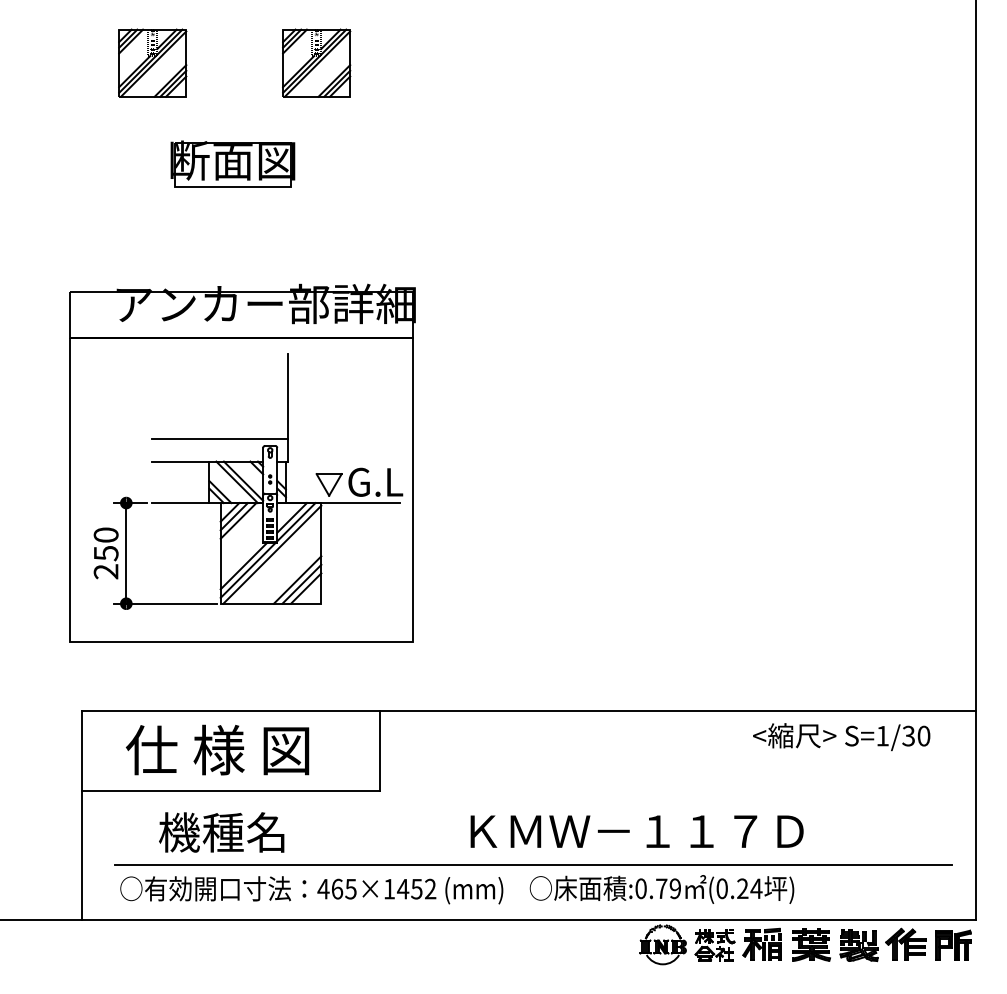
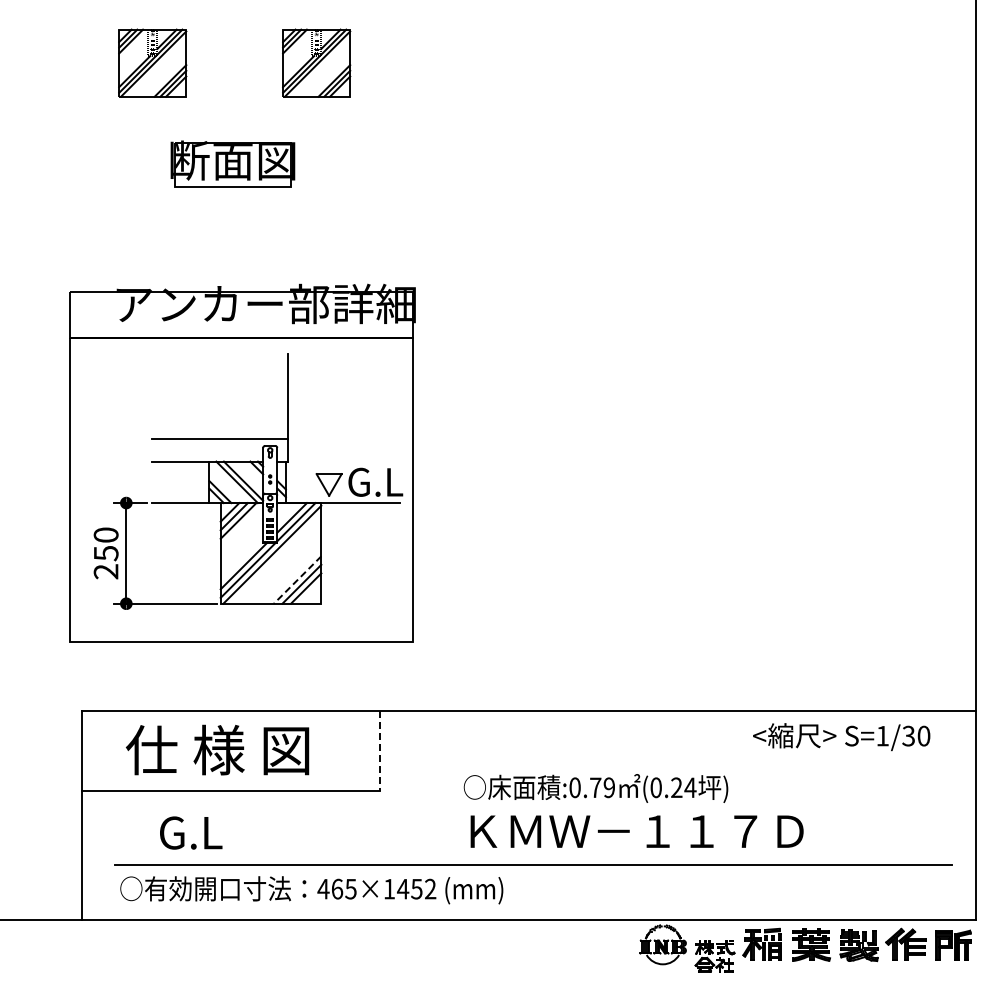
line: solid -> dashed (297, 580)
line: solid -> dashed (380, 751)
text: 機種名 -> G.L (221, 832)
text position: (661, 889) -> (595, 788) (595, 788)
part position: (714, 945) -> (714, 956) (714, 956)
